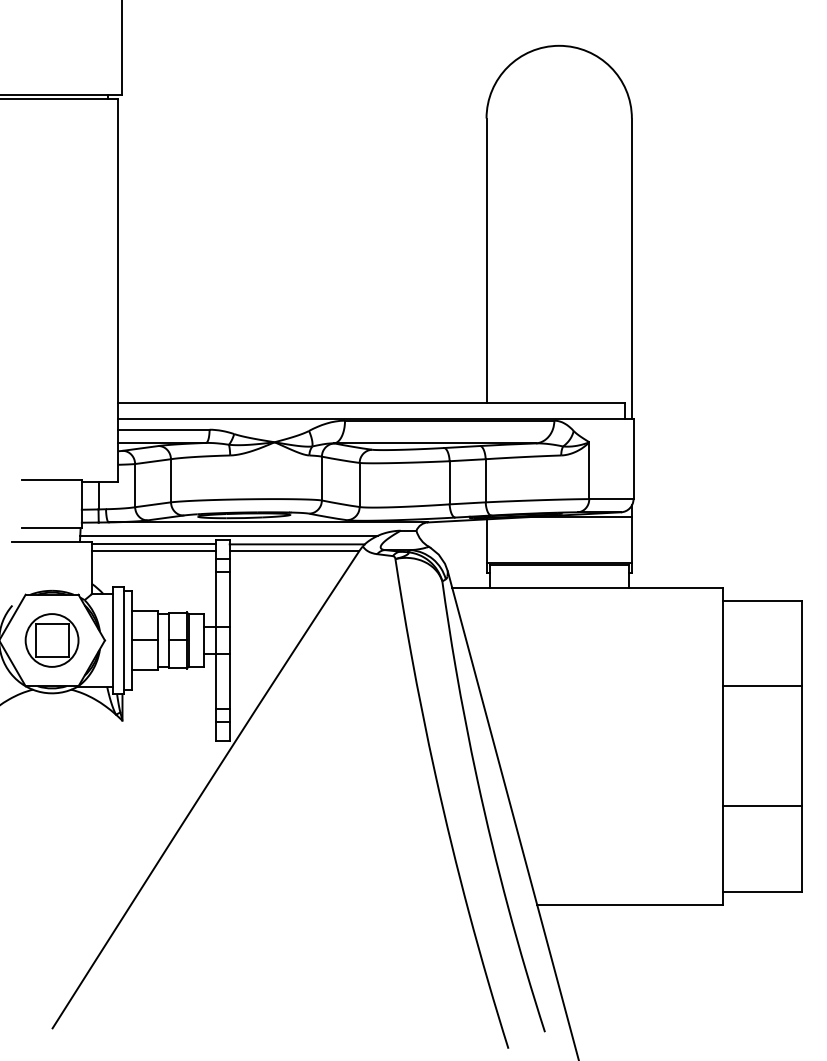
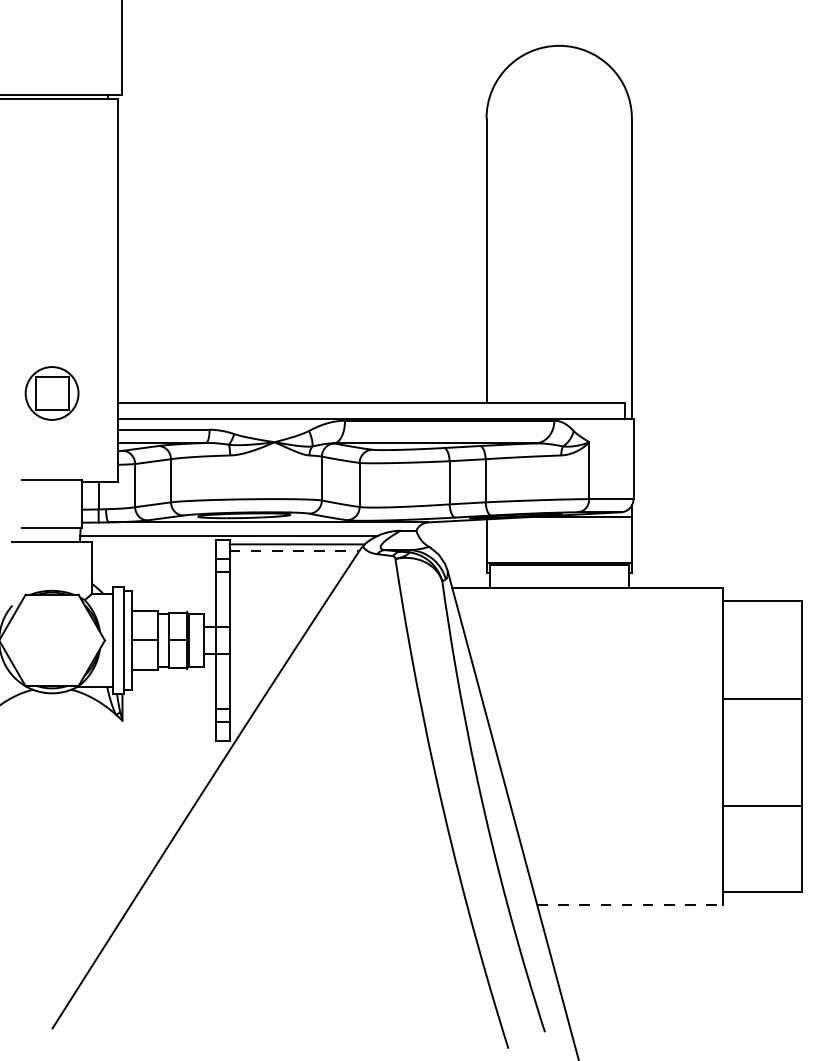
line: present -> none (153, 544)
line: present -> none (153, 551)
line: solid -> dashed (294, 551)
part position: (51, 640) -> (51, 393) (51, 393)
line position: (762, 686) -> (762, 699) (762, 699)
line: solid -> dashed (629, 904)
